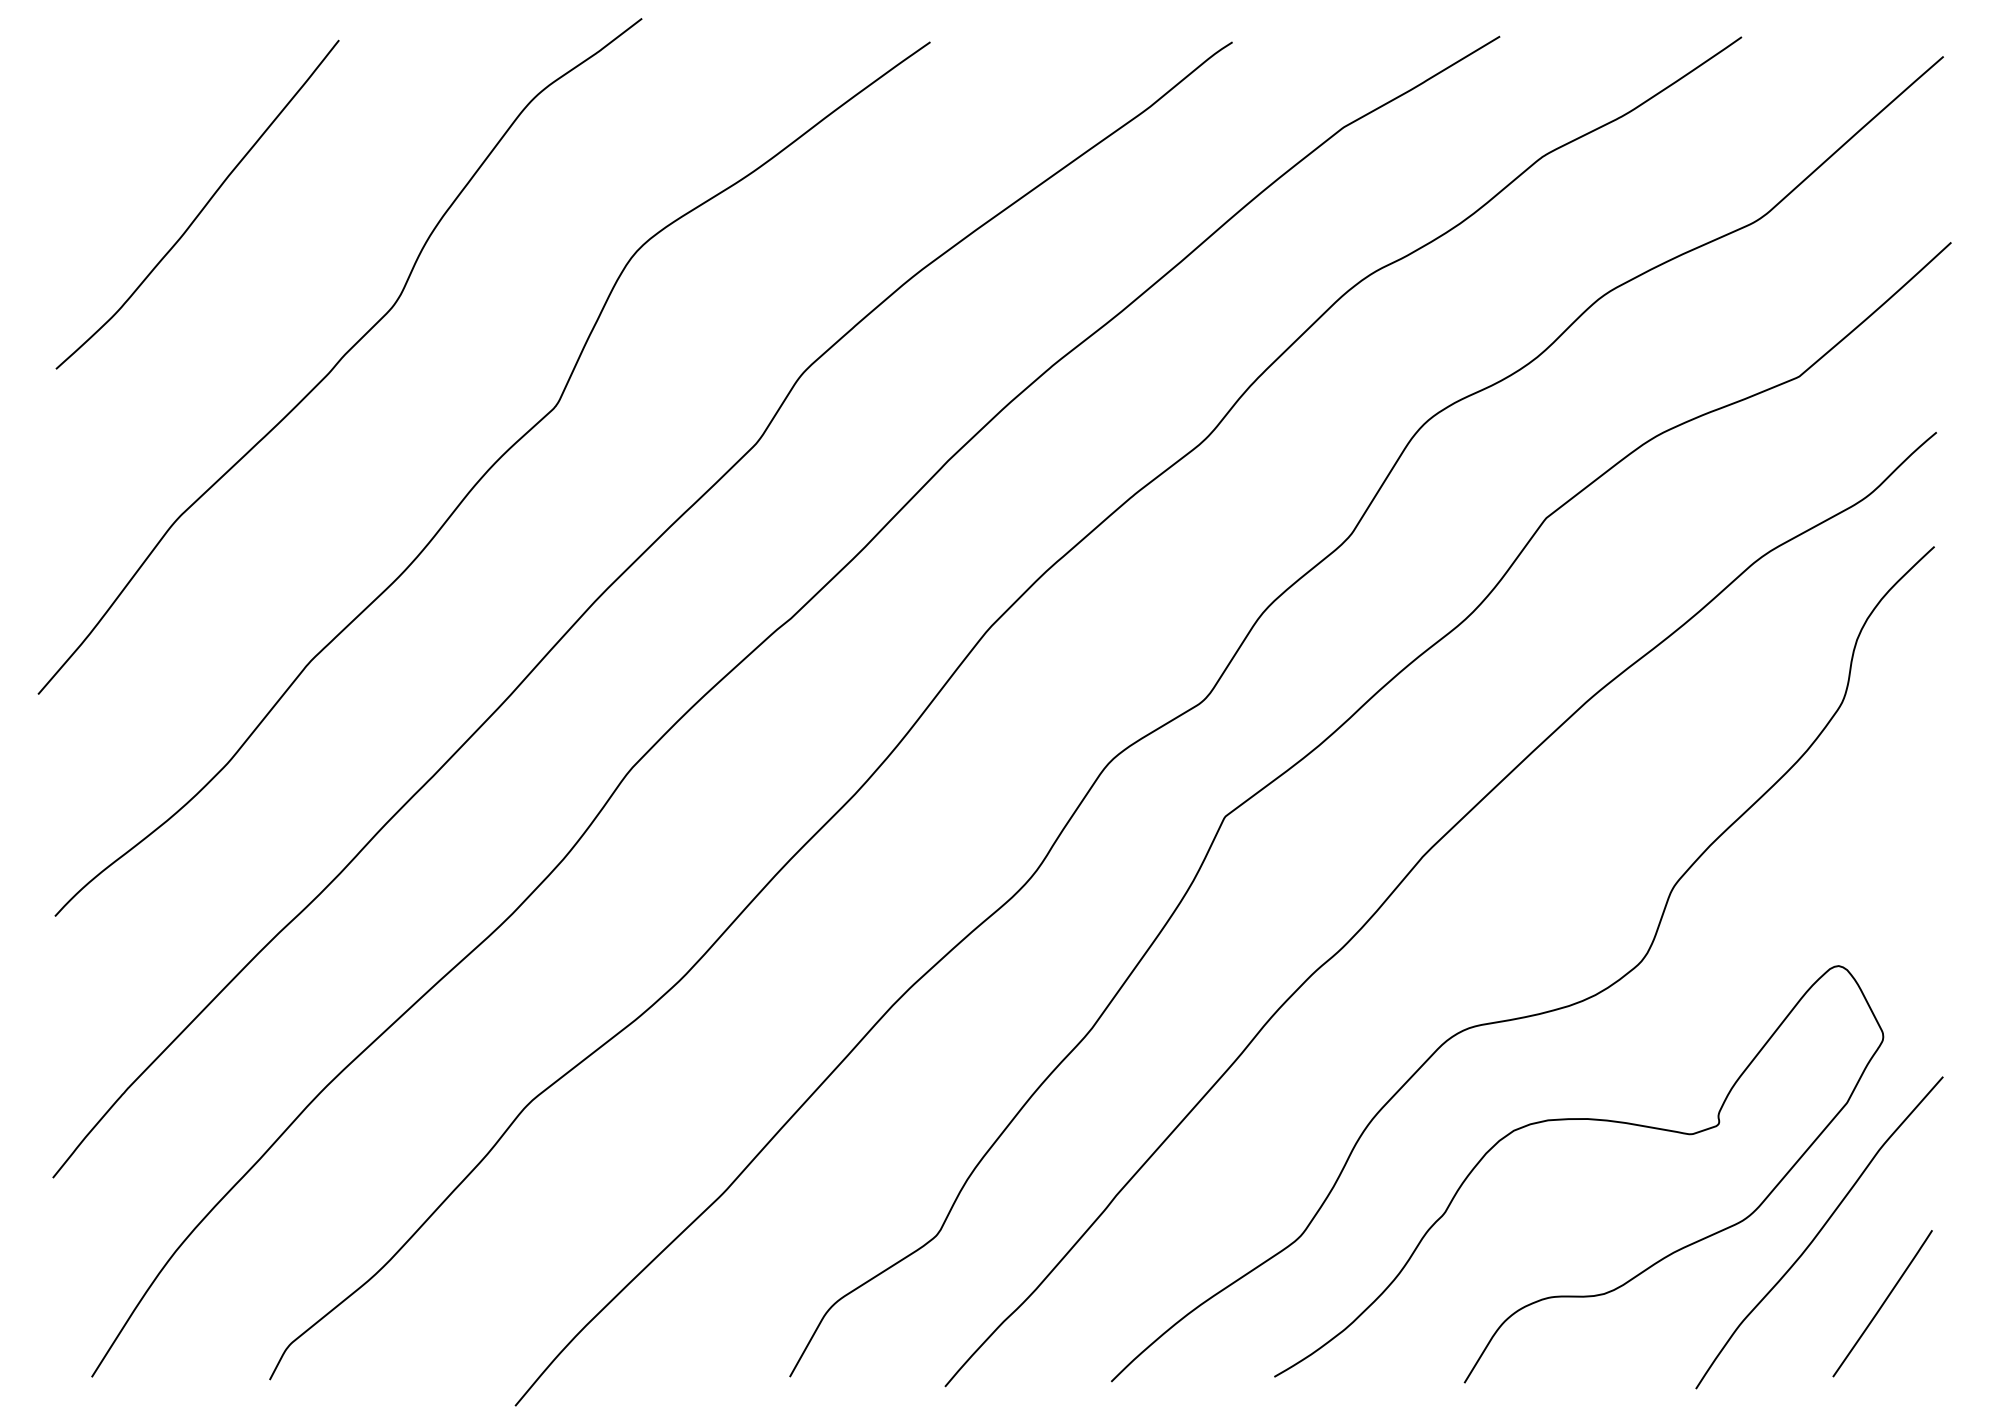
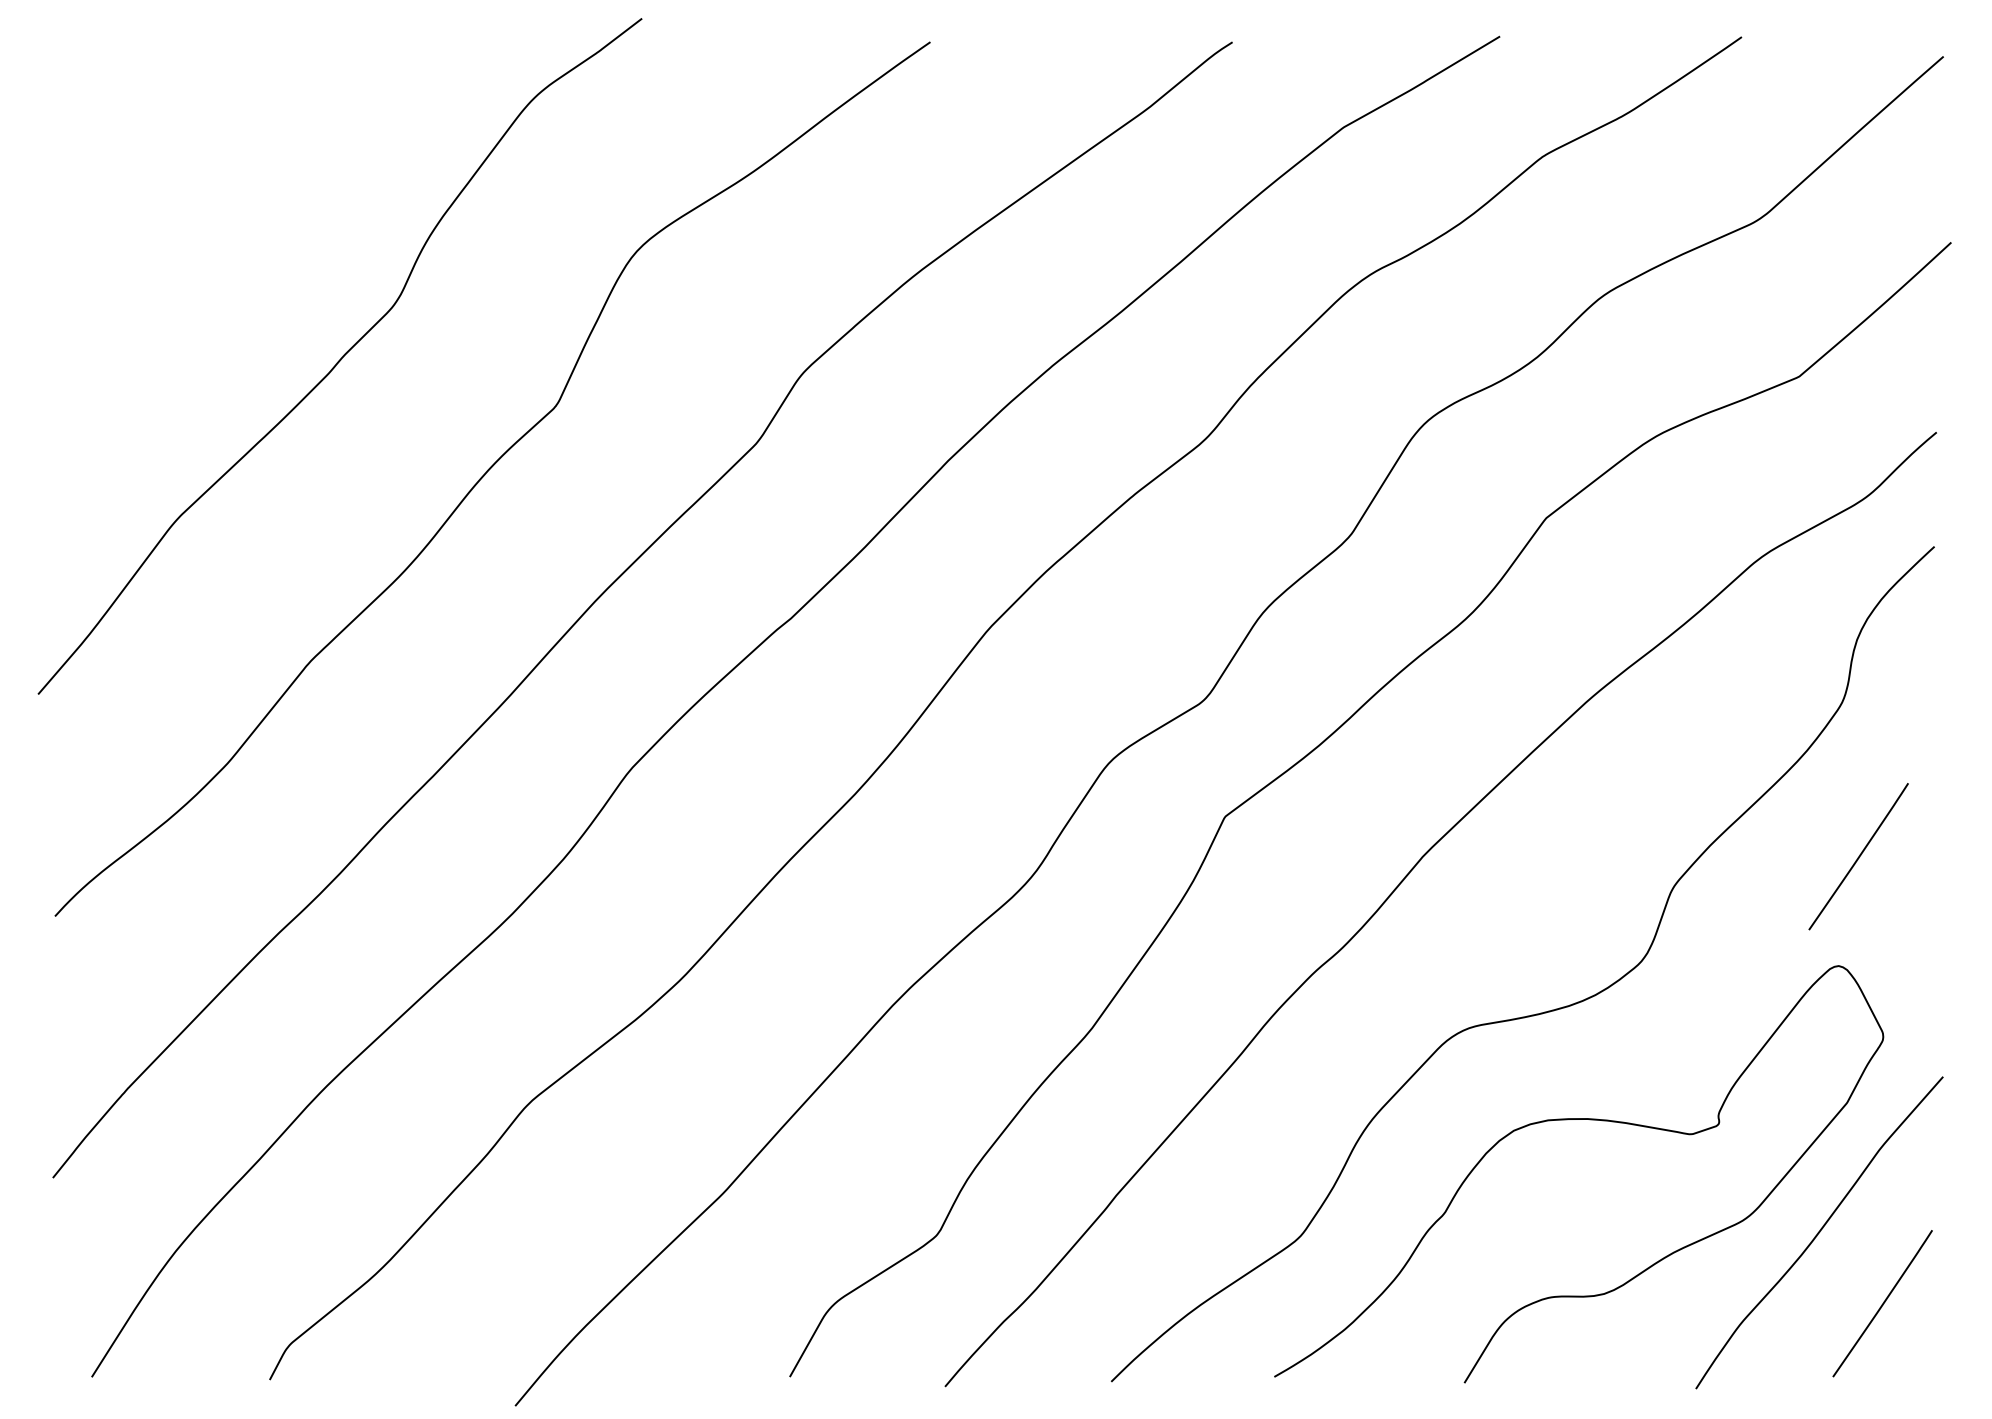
curve: present -> none (203, 206)
line: none -> present (1858, 856)
